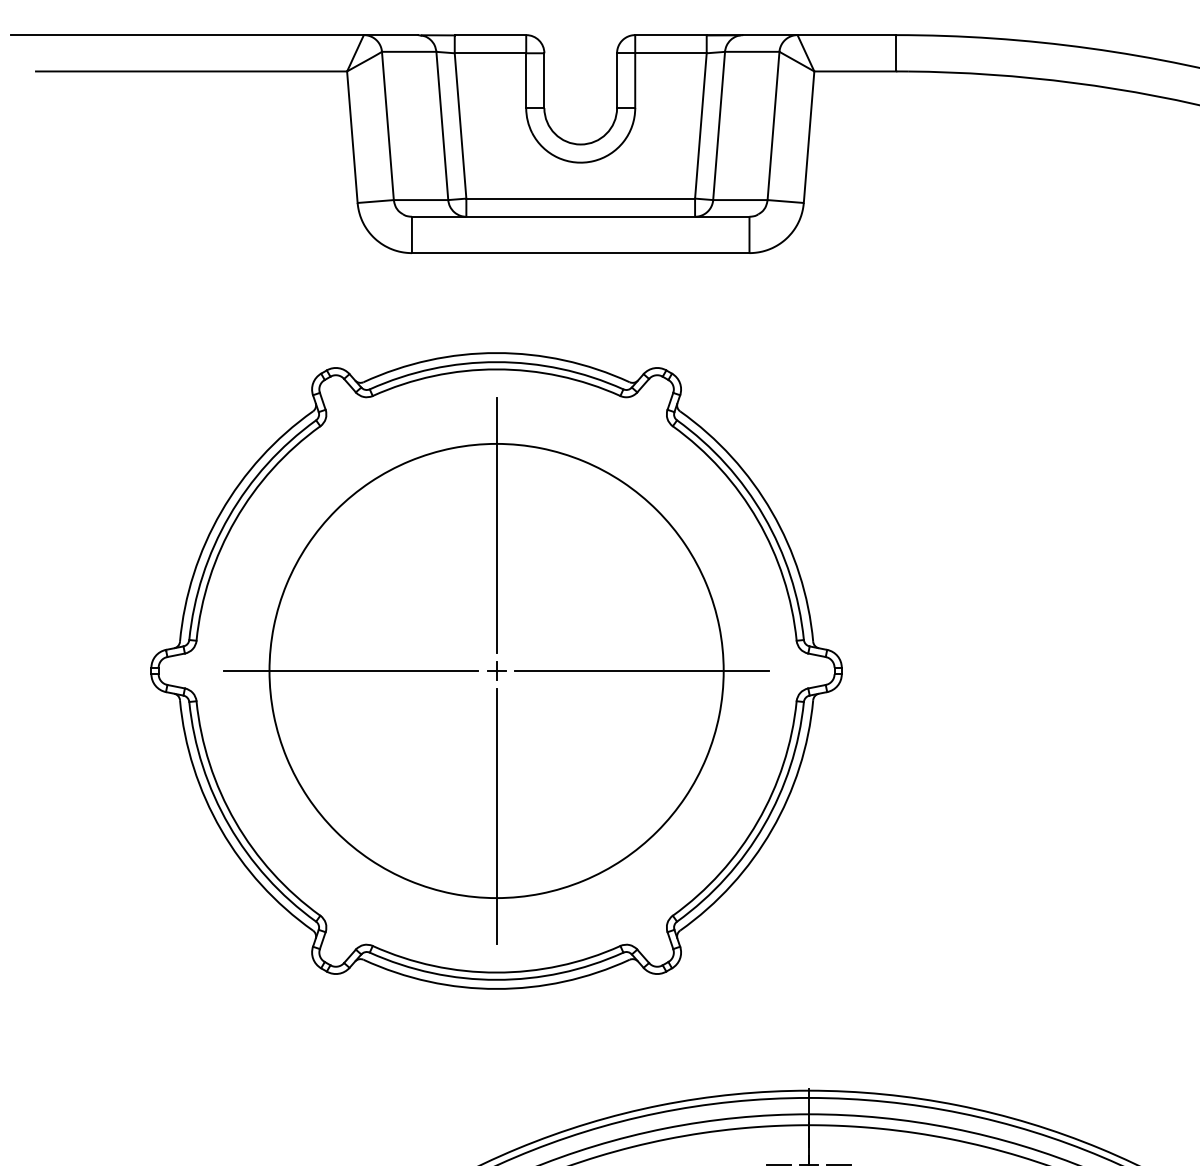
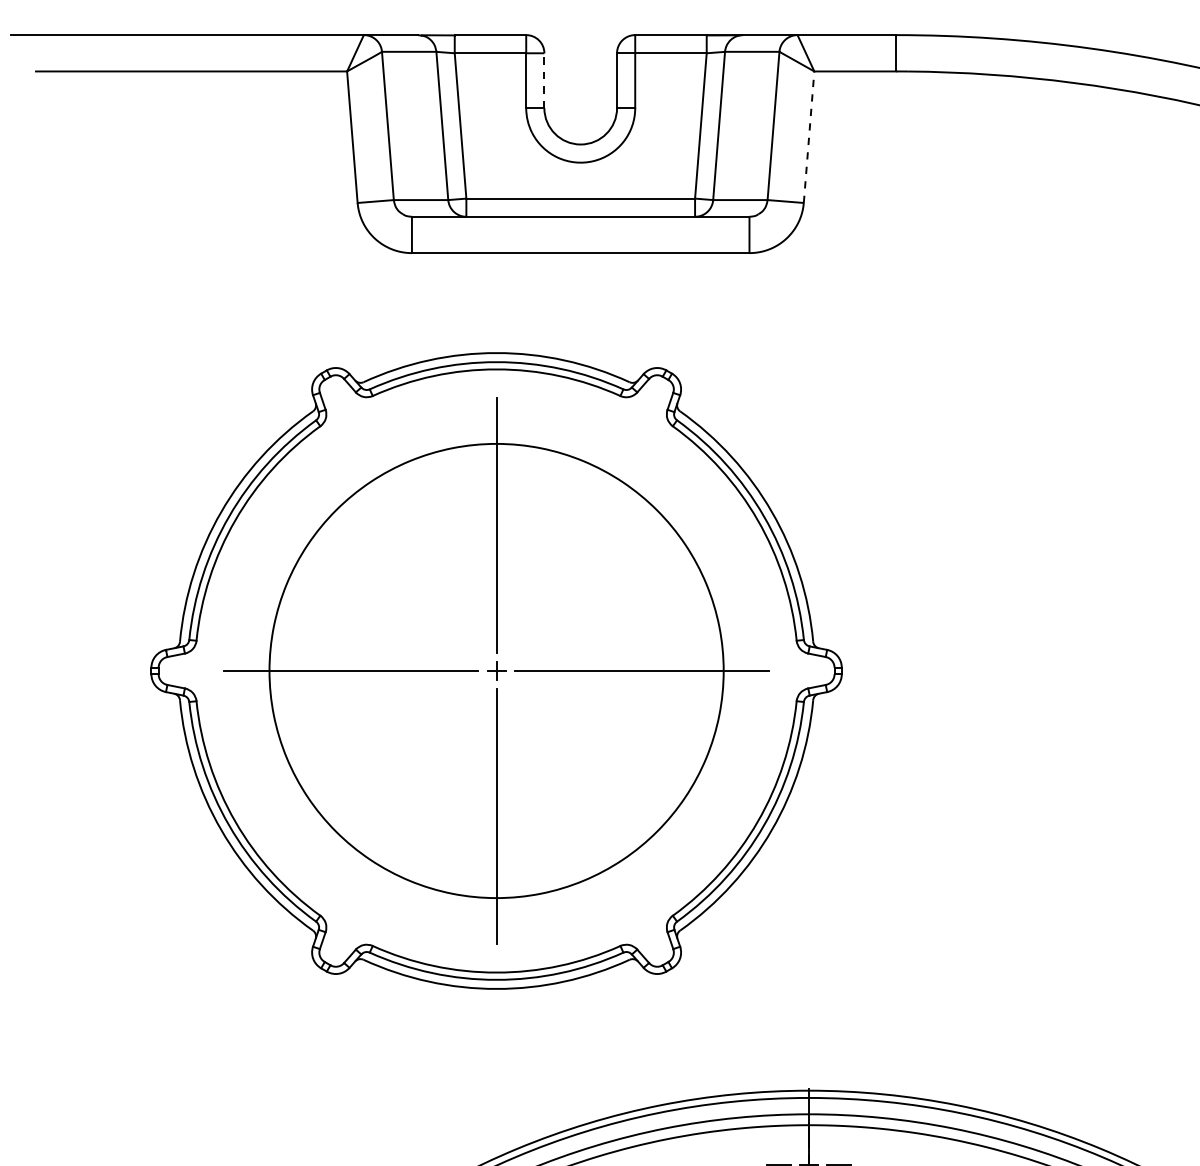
line: solid -> dashed (544, 80)
line: solid -> dashed (809, 137)
